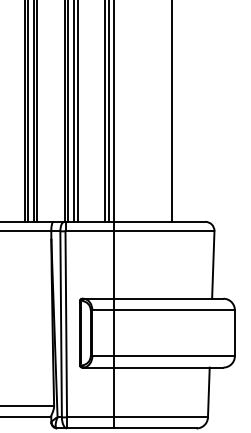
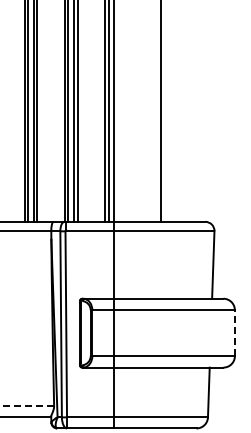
line position: (171, 111) -> (160, 111) (160, 111)
line: solid -> dashed (234, 333)
line: solid -> dashed (27, 405)
